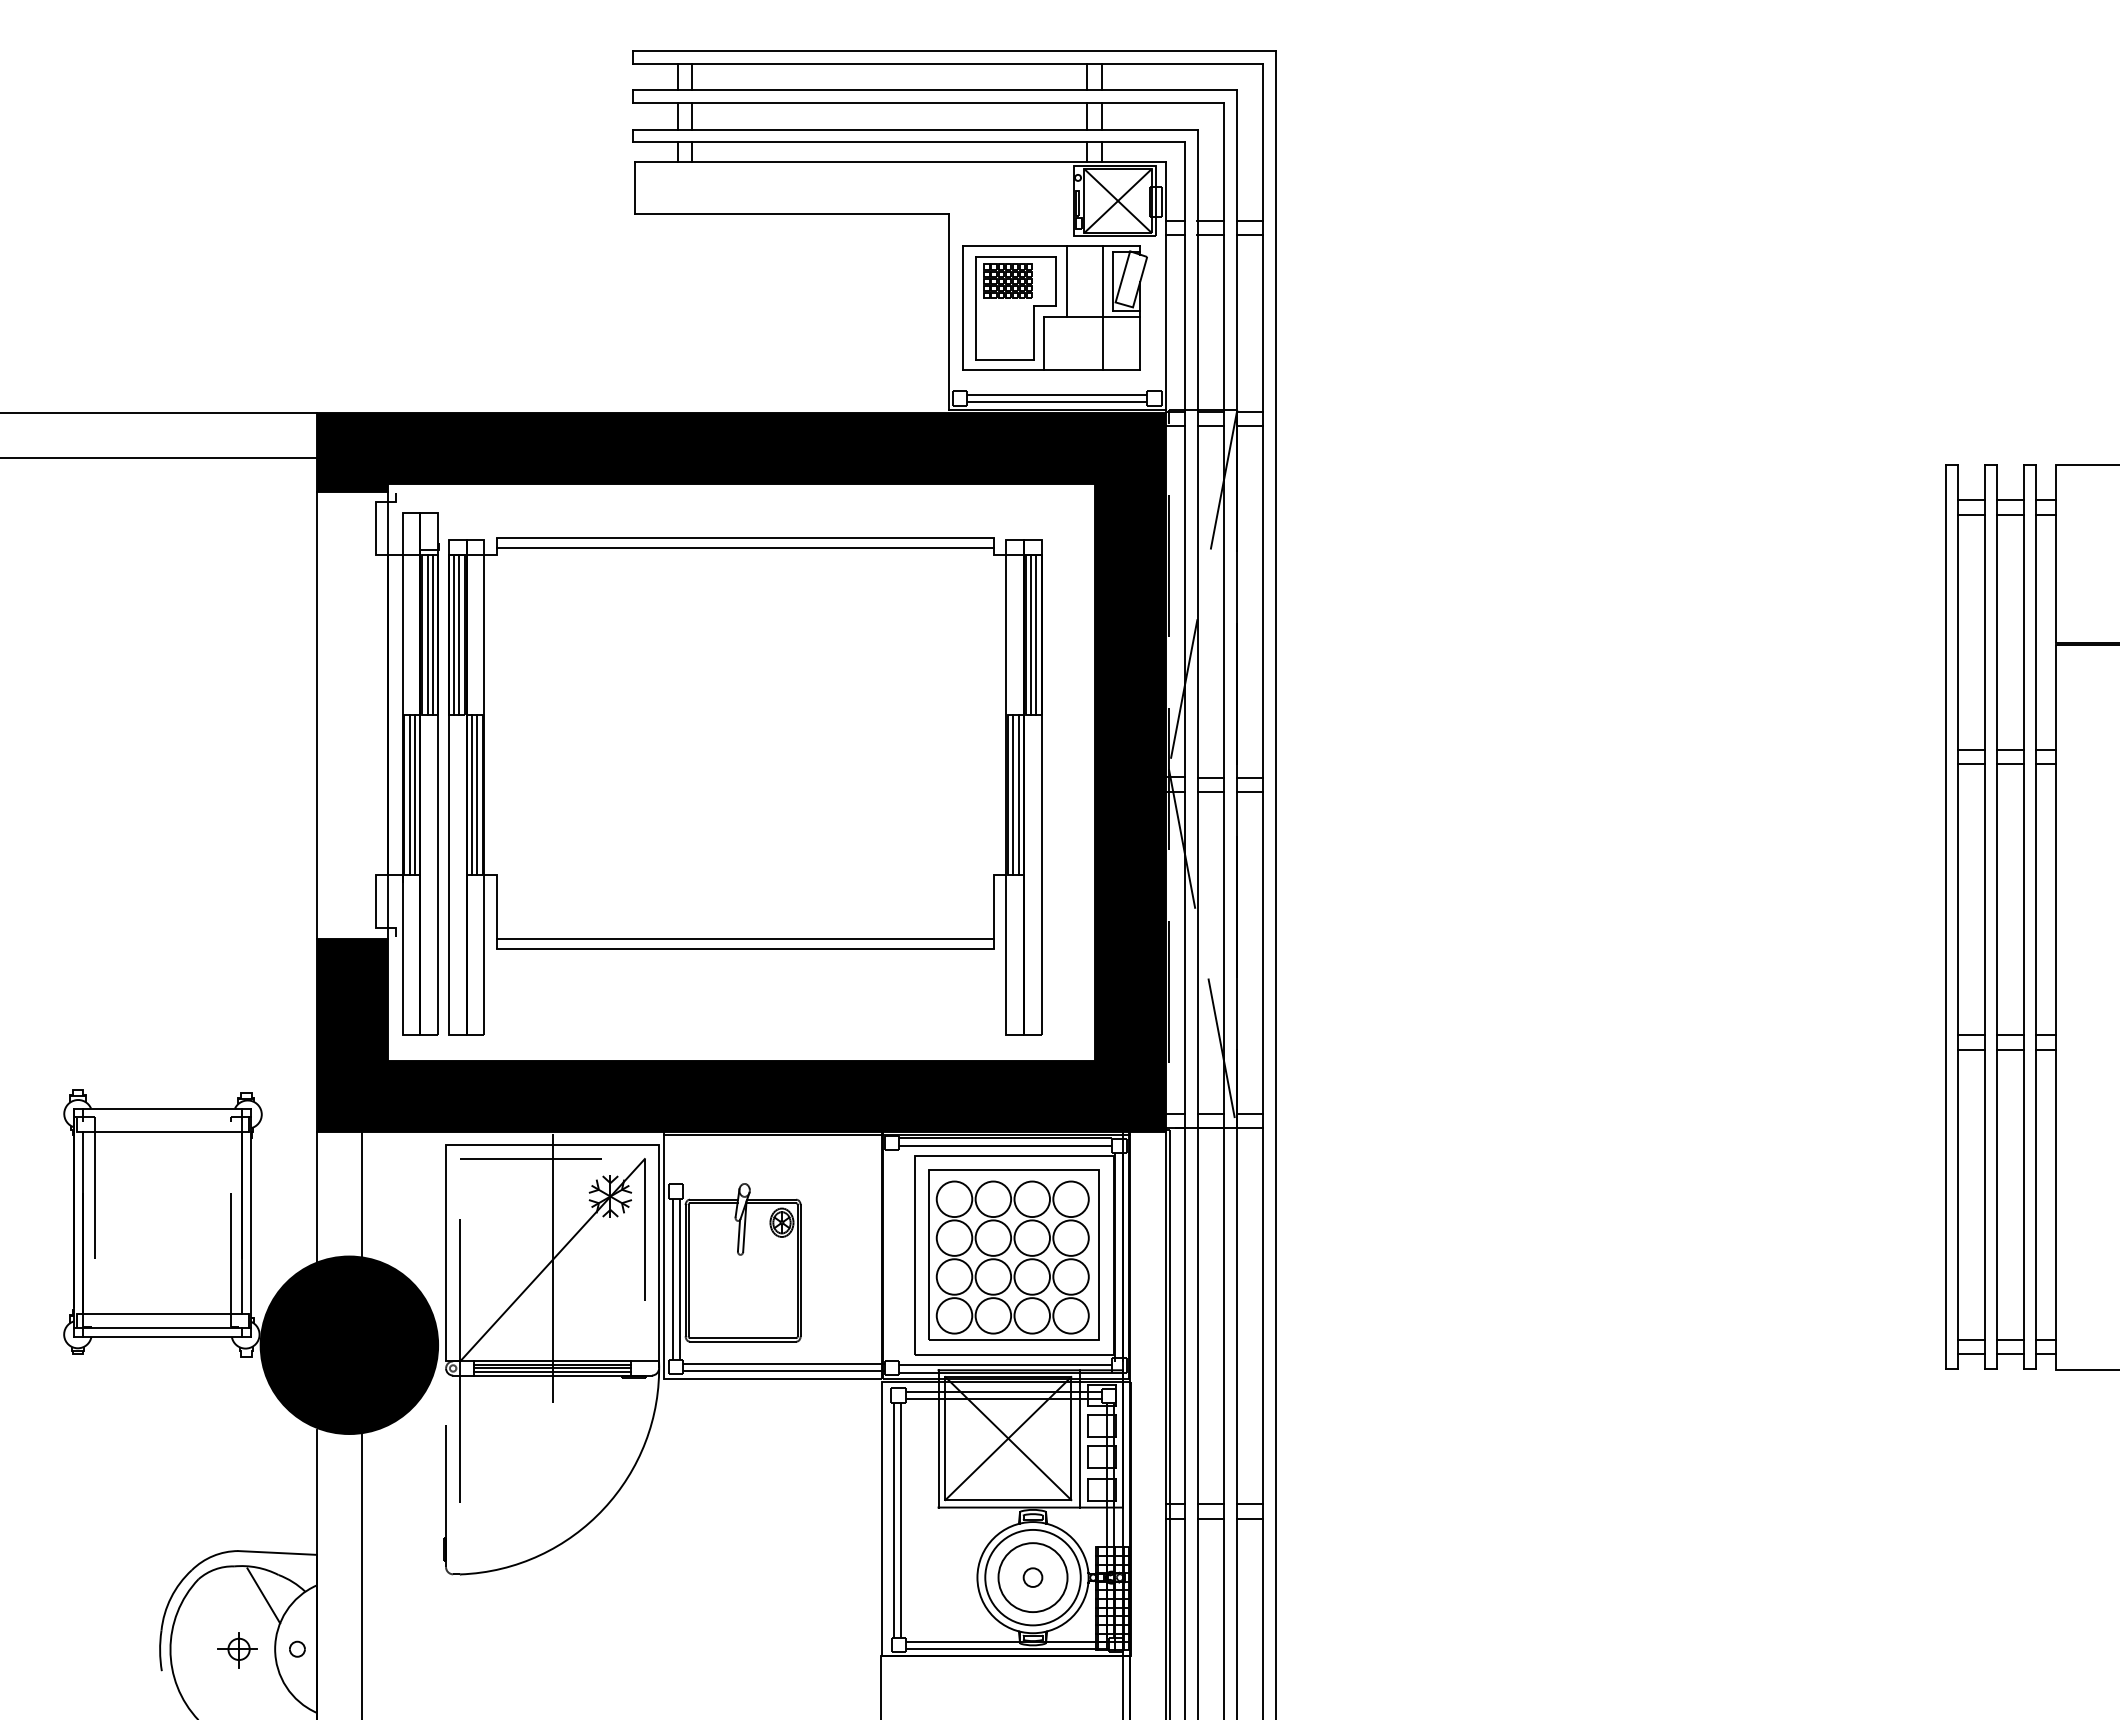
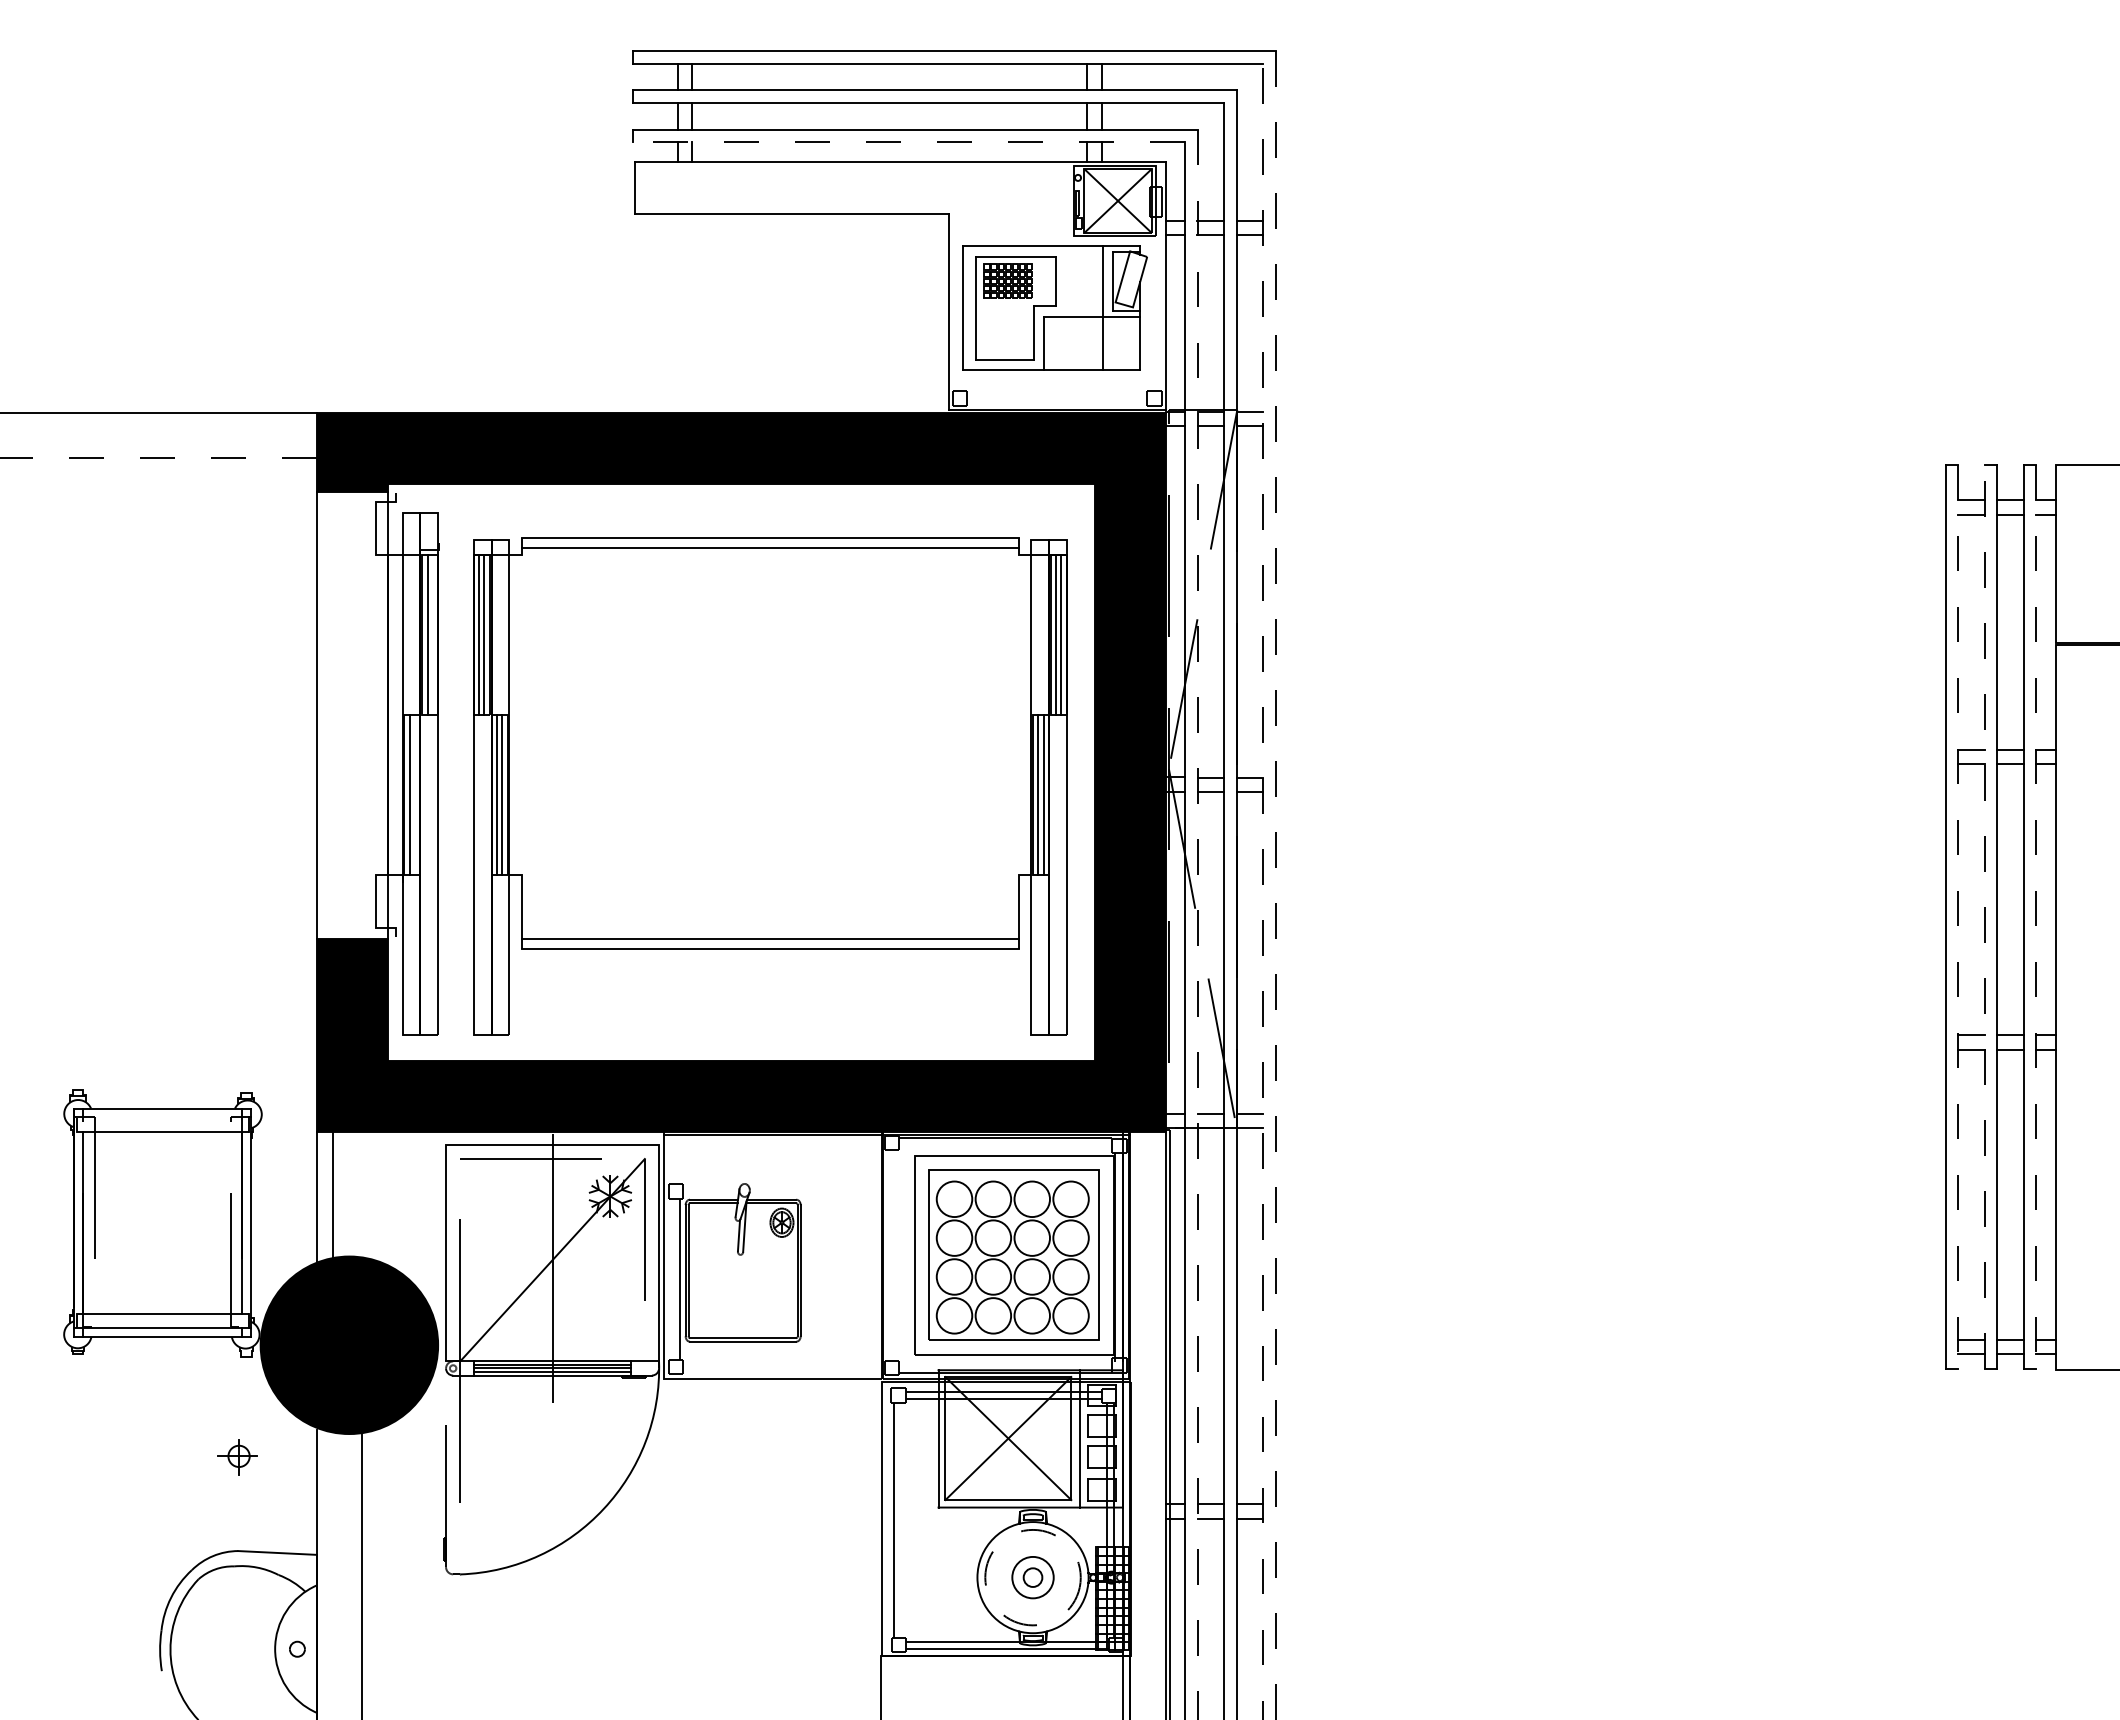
line: solid -> dashed (909, 141)
line: present -> none (1066, 280)
line: present -> none (1057, 394)
line: present -> none (1057, 401)
line: solid -> dashed (158, 457)
line: present -> none (432, 635)
part position: (745, 786) -> (770, 786) (770, 786)
line: present -> none (415, 794)
line: solid -> dashed (1275, 885)
line: solid -> dashed (1263, 891)
line: solid -> dashed (1958, 916)
line: solid -> dashed (1984, 916)
line: solid -> dashed (2036, 916)
line: solid -> dashed (1197, 924)
line: present -> none (1005, 1145)
line position: (361, 1195) -> (332, 1195) (332, 1195)
line: present -> none (672, 1279)
line: present -> none (783, 1363)
line: present -> none (1005, 1365)
line: present -> none (783, 1370)
line: present -> none (901, 1520)
circle diameter: 69 px -> 41 px (1032, 1577)
circle: solid -> dashed (1032, 1577)
line: present -> none (263, 1595)
part position: (237, 1650) -> (237, 1457) (237, 1457)
